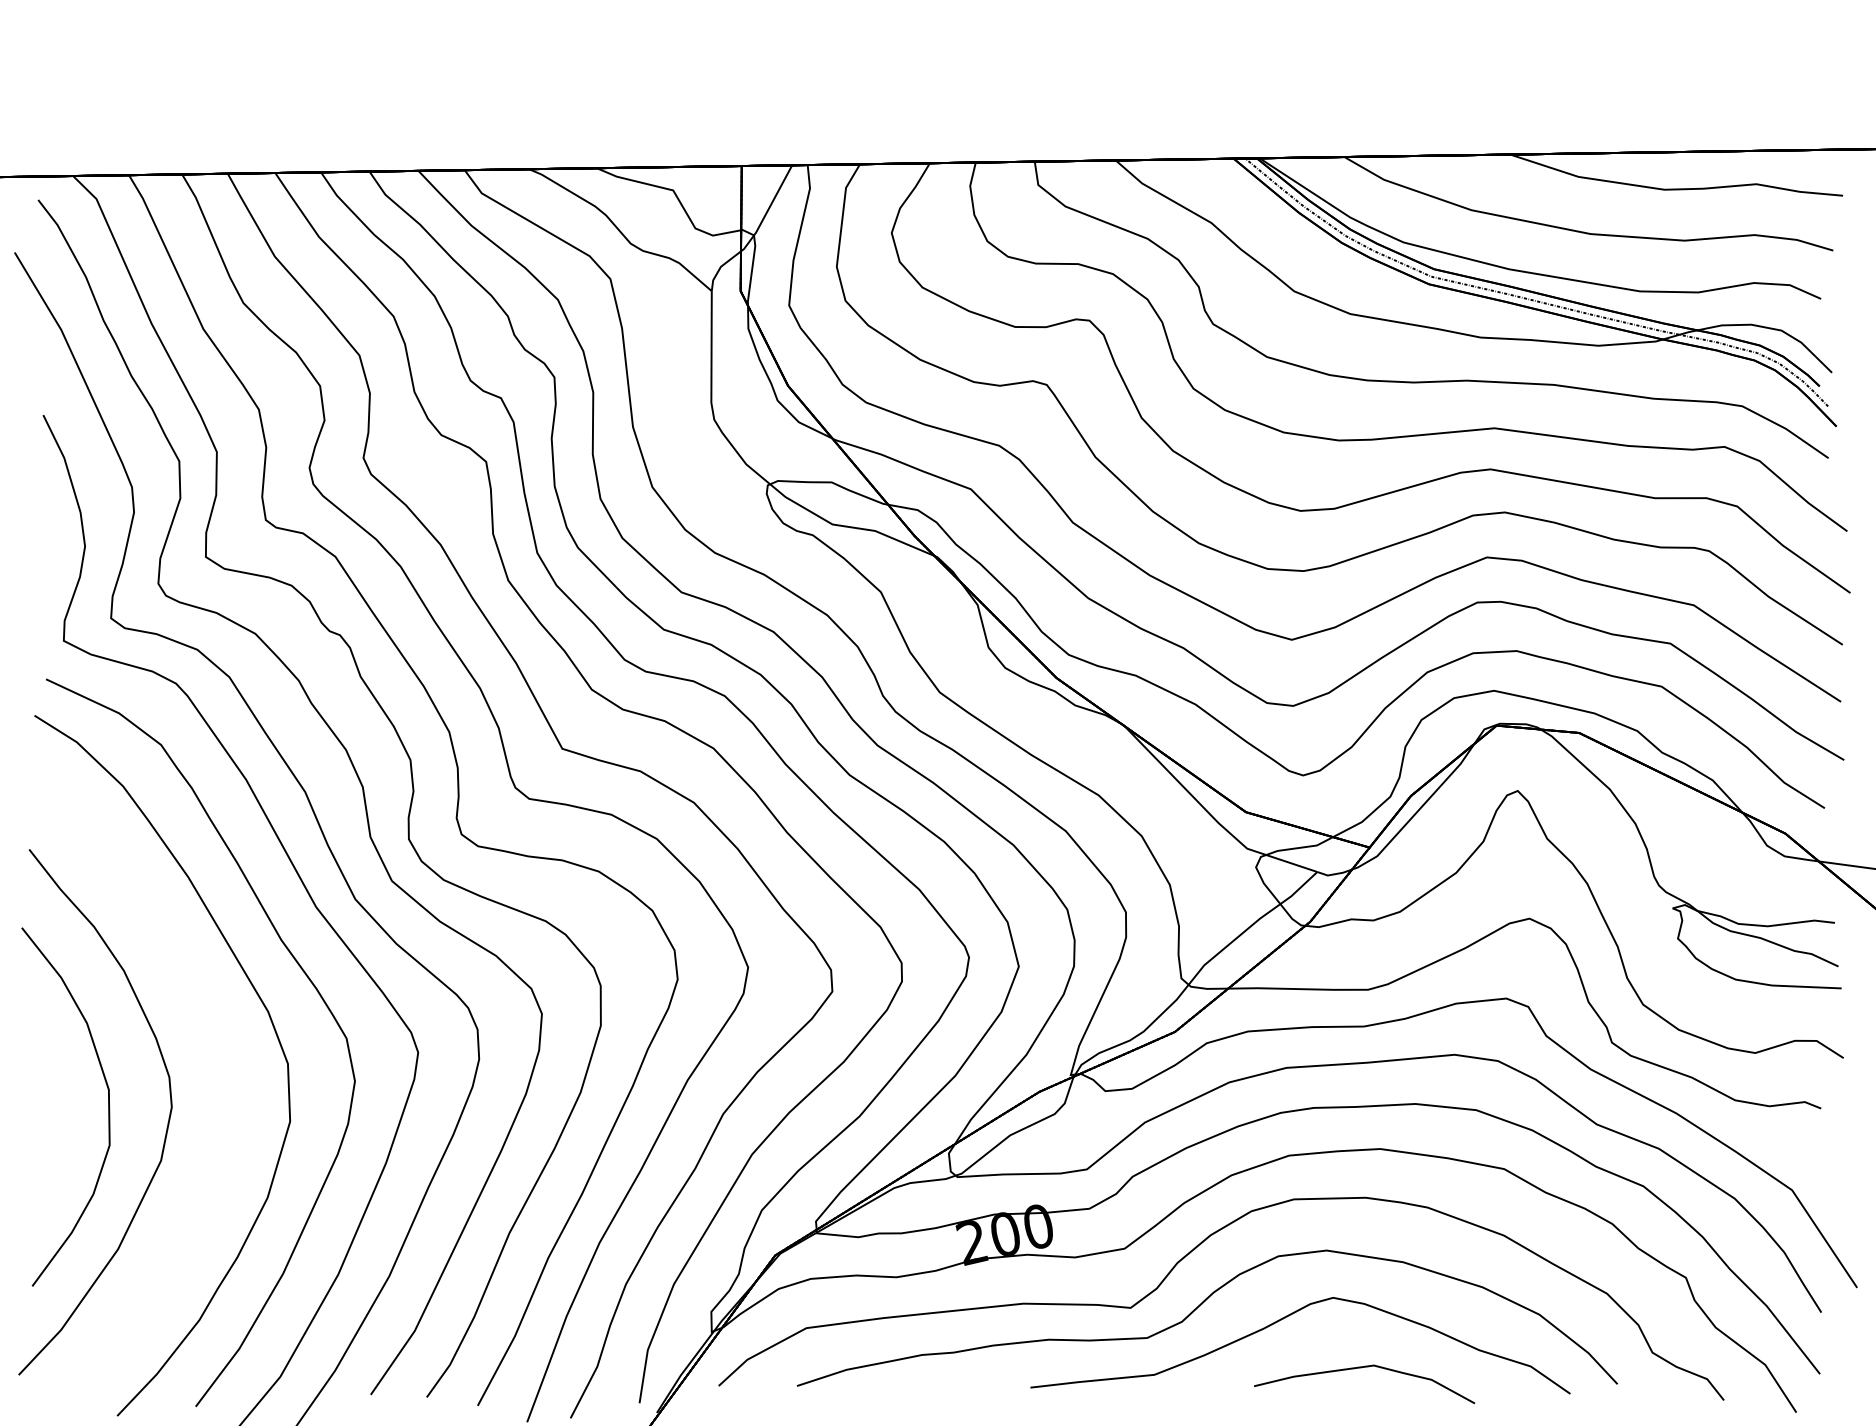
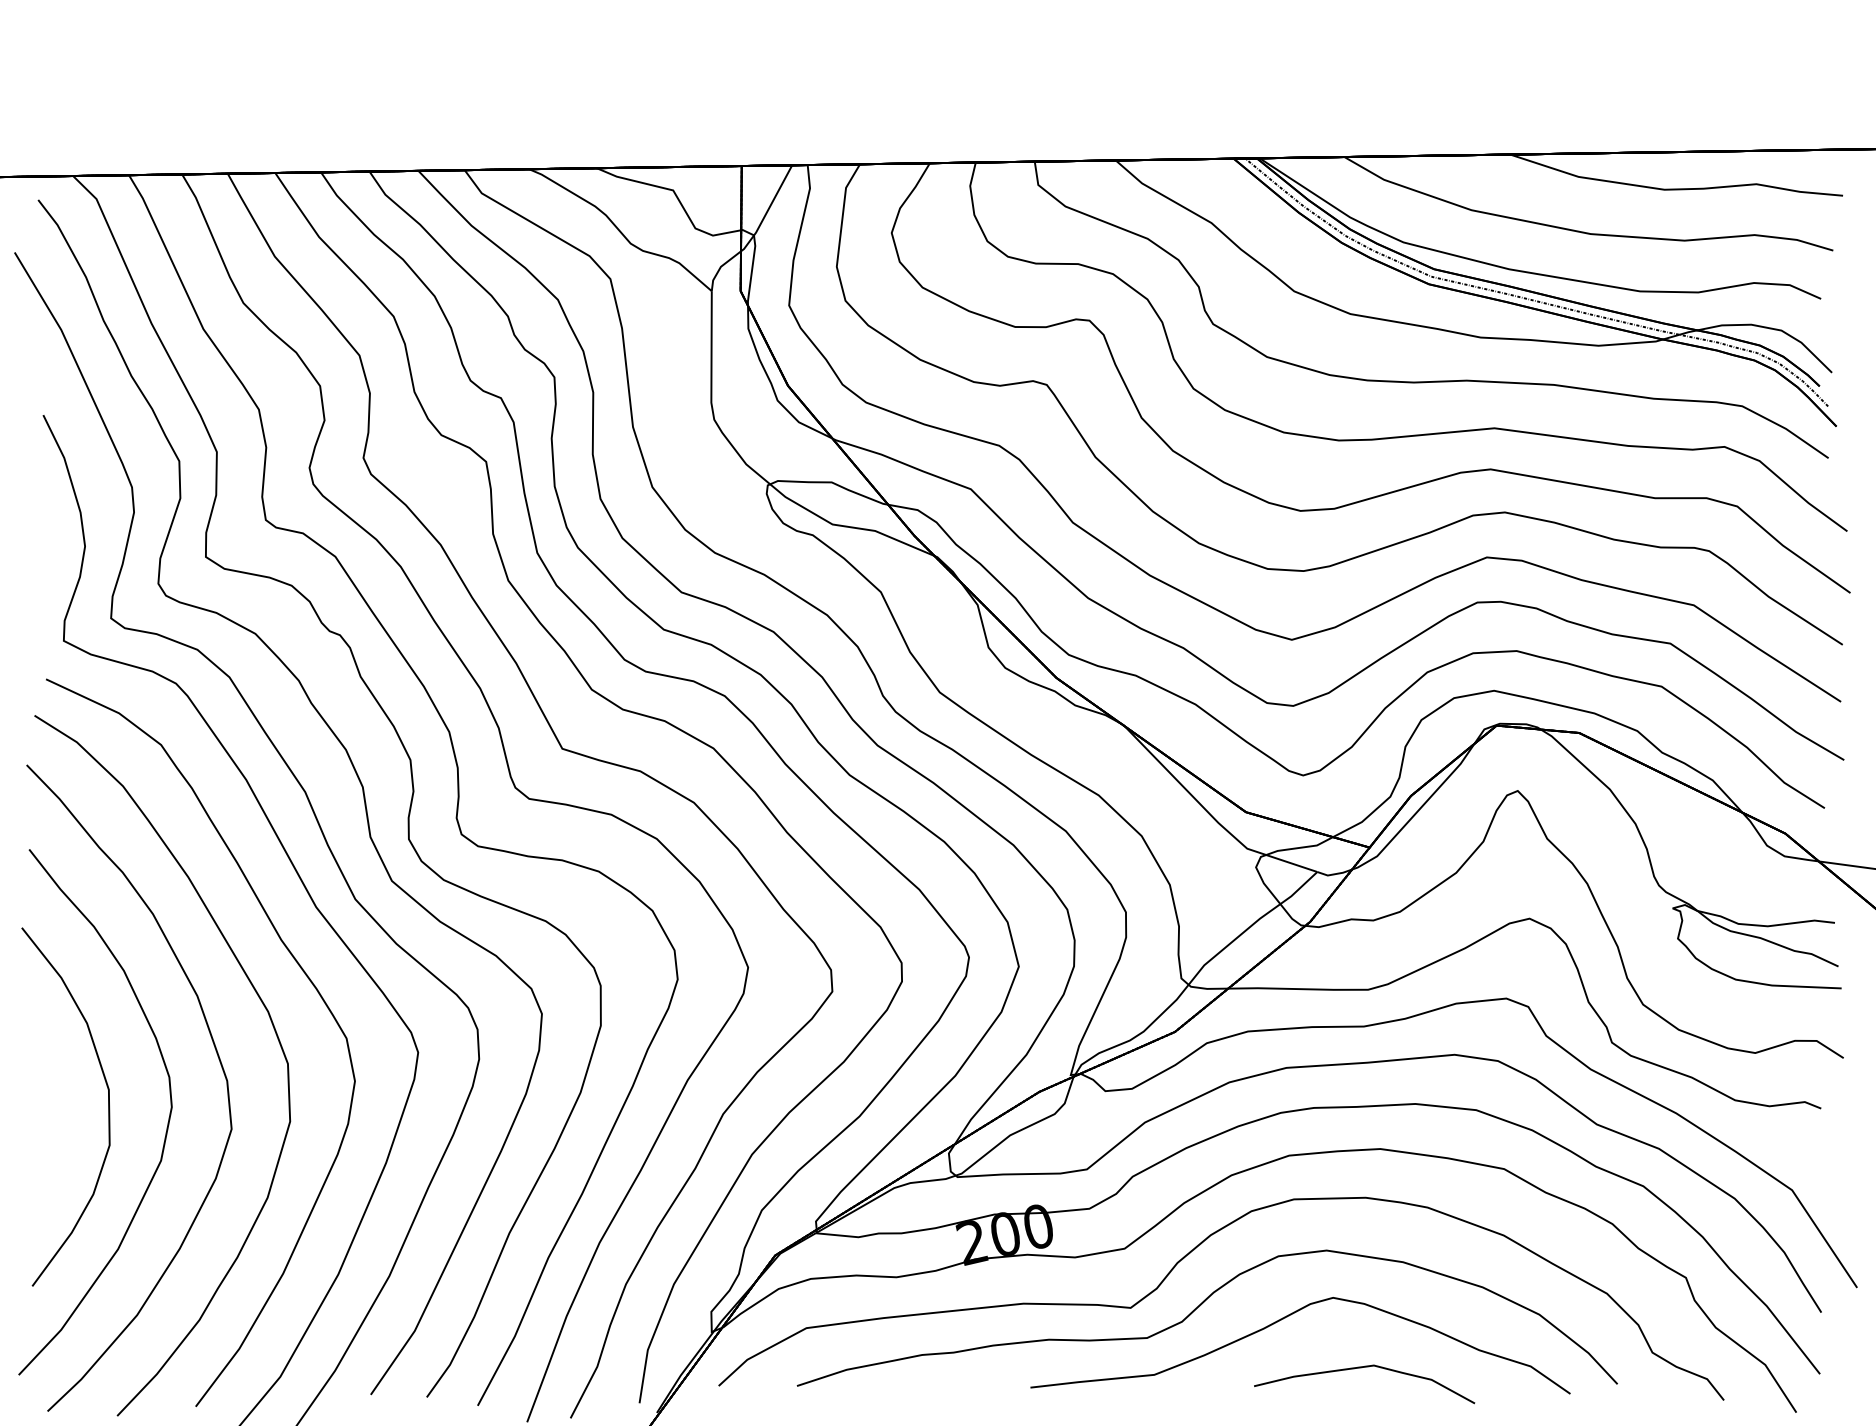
part: none -> present (215, 1051)
